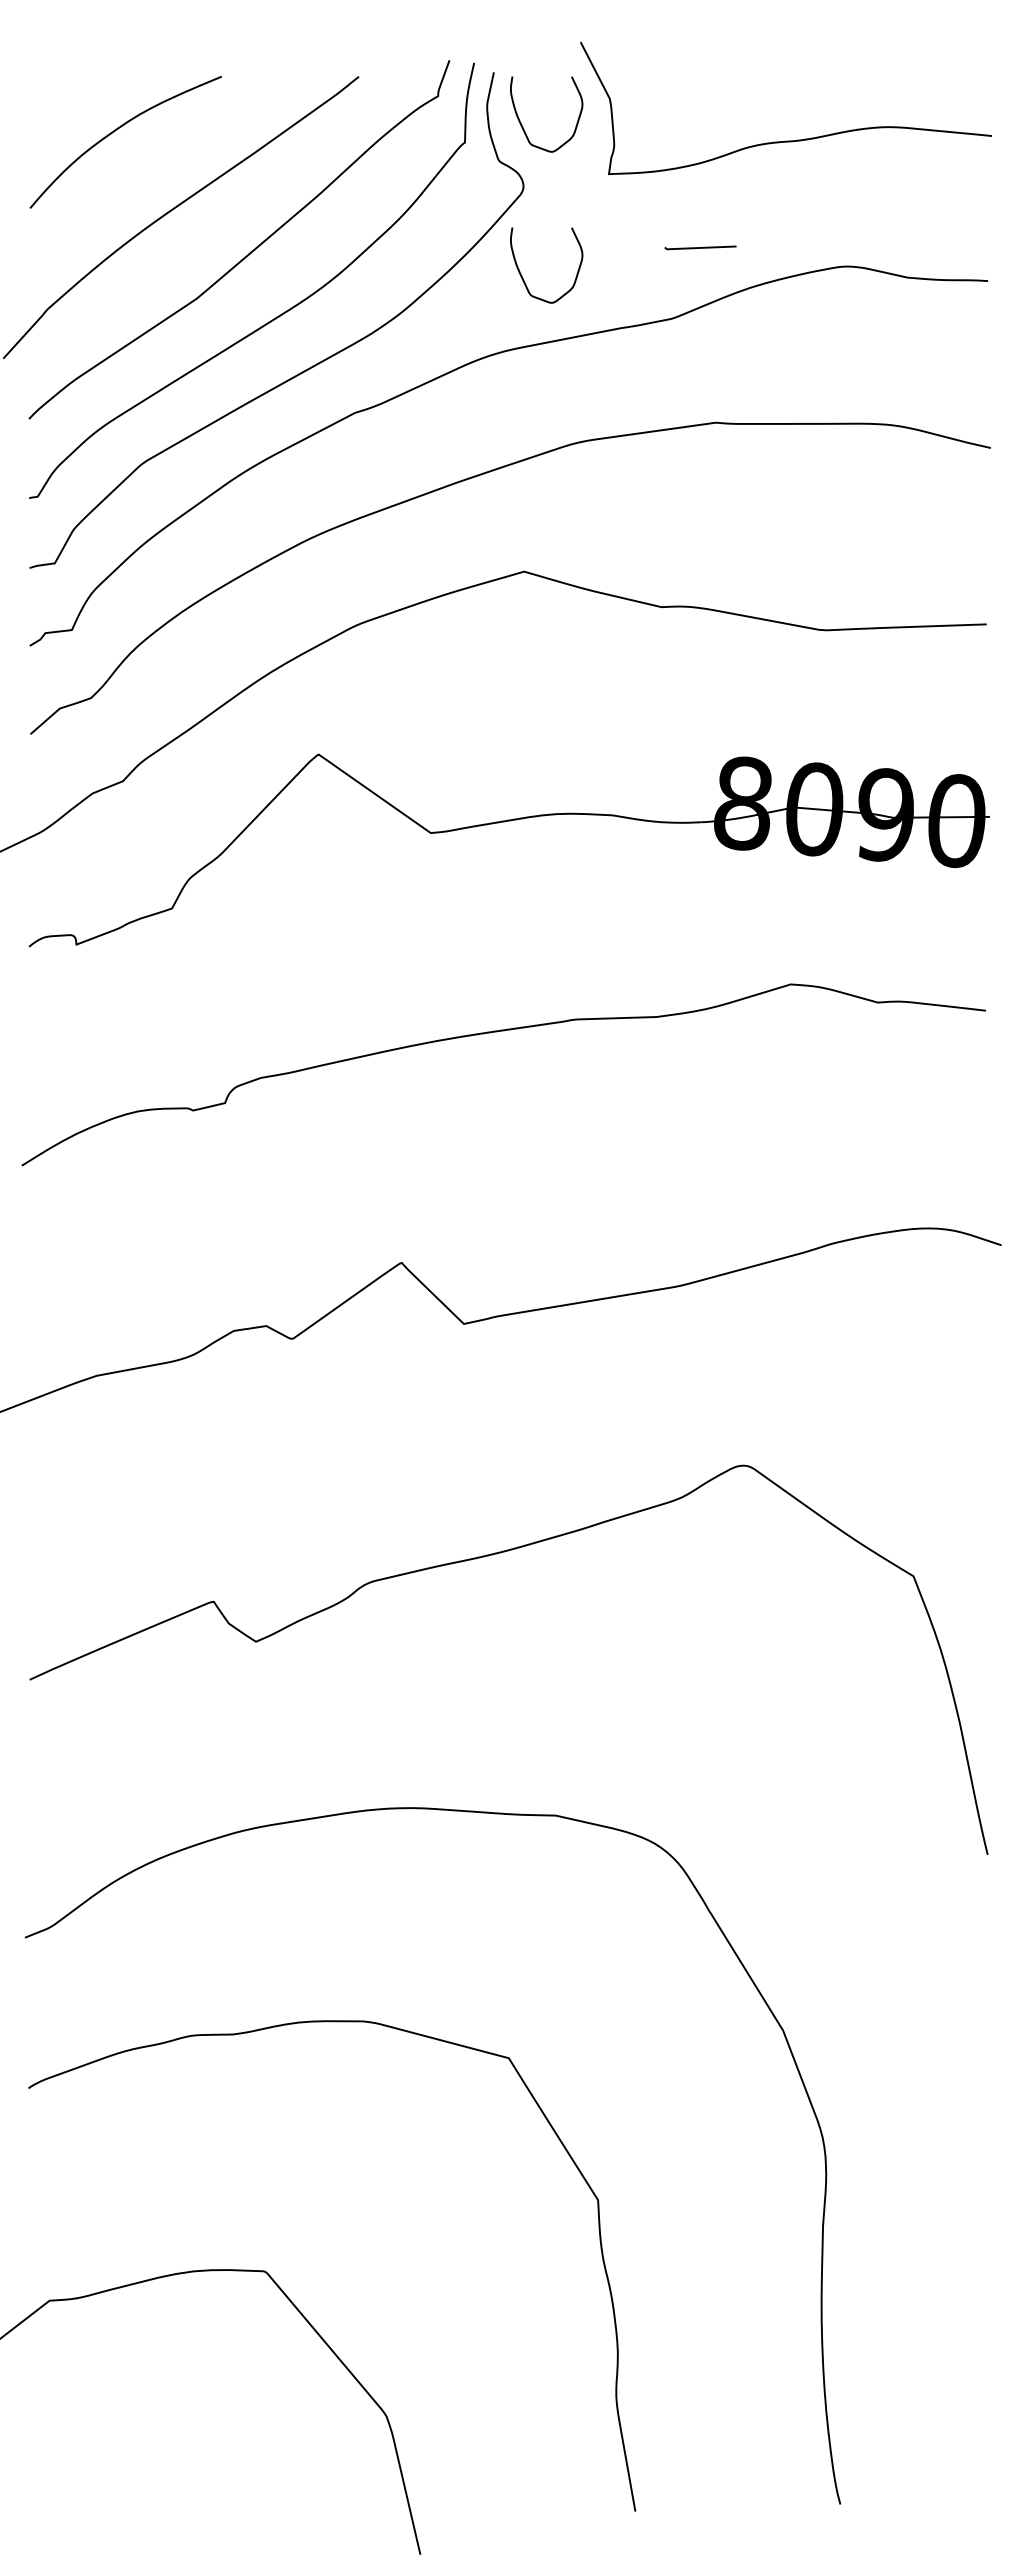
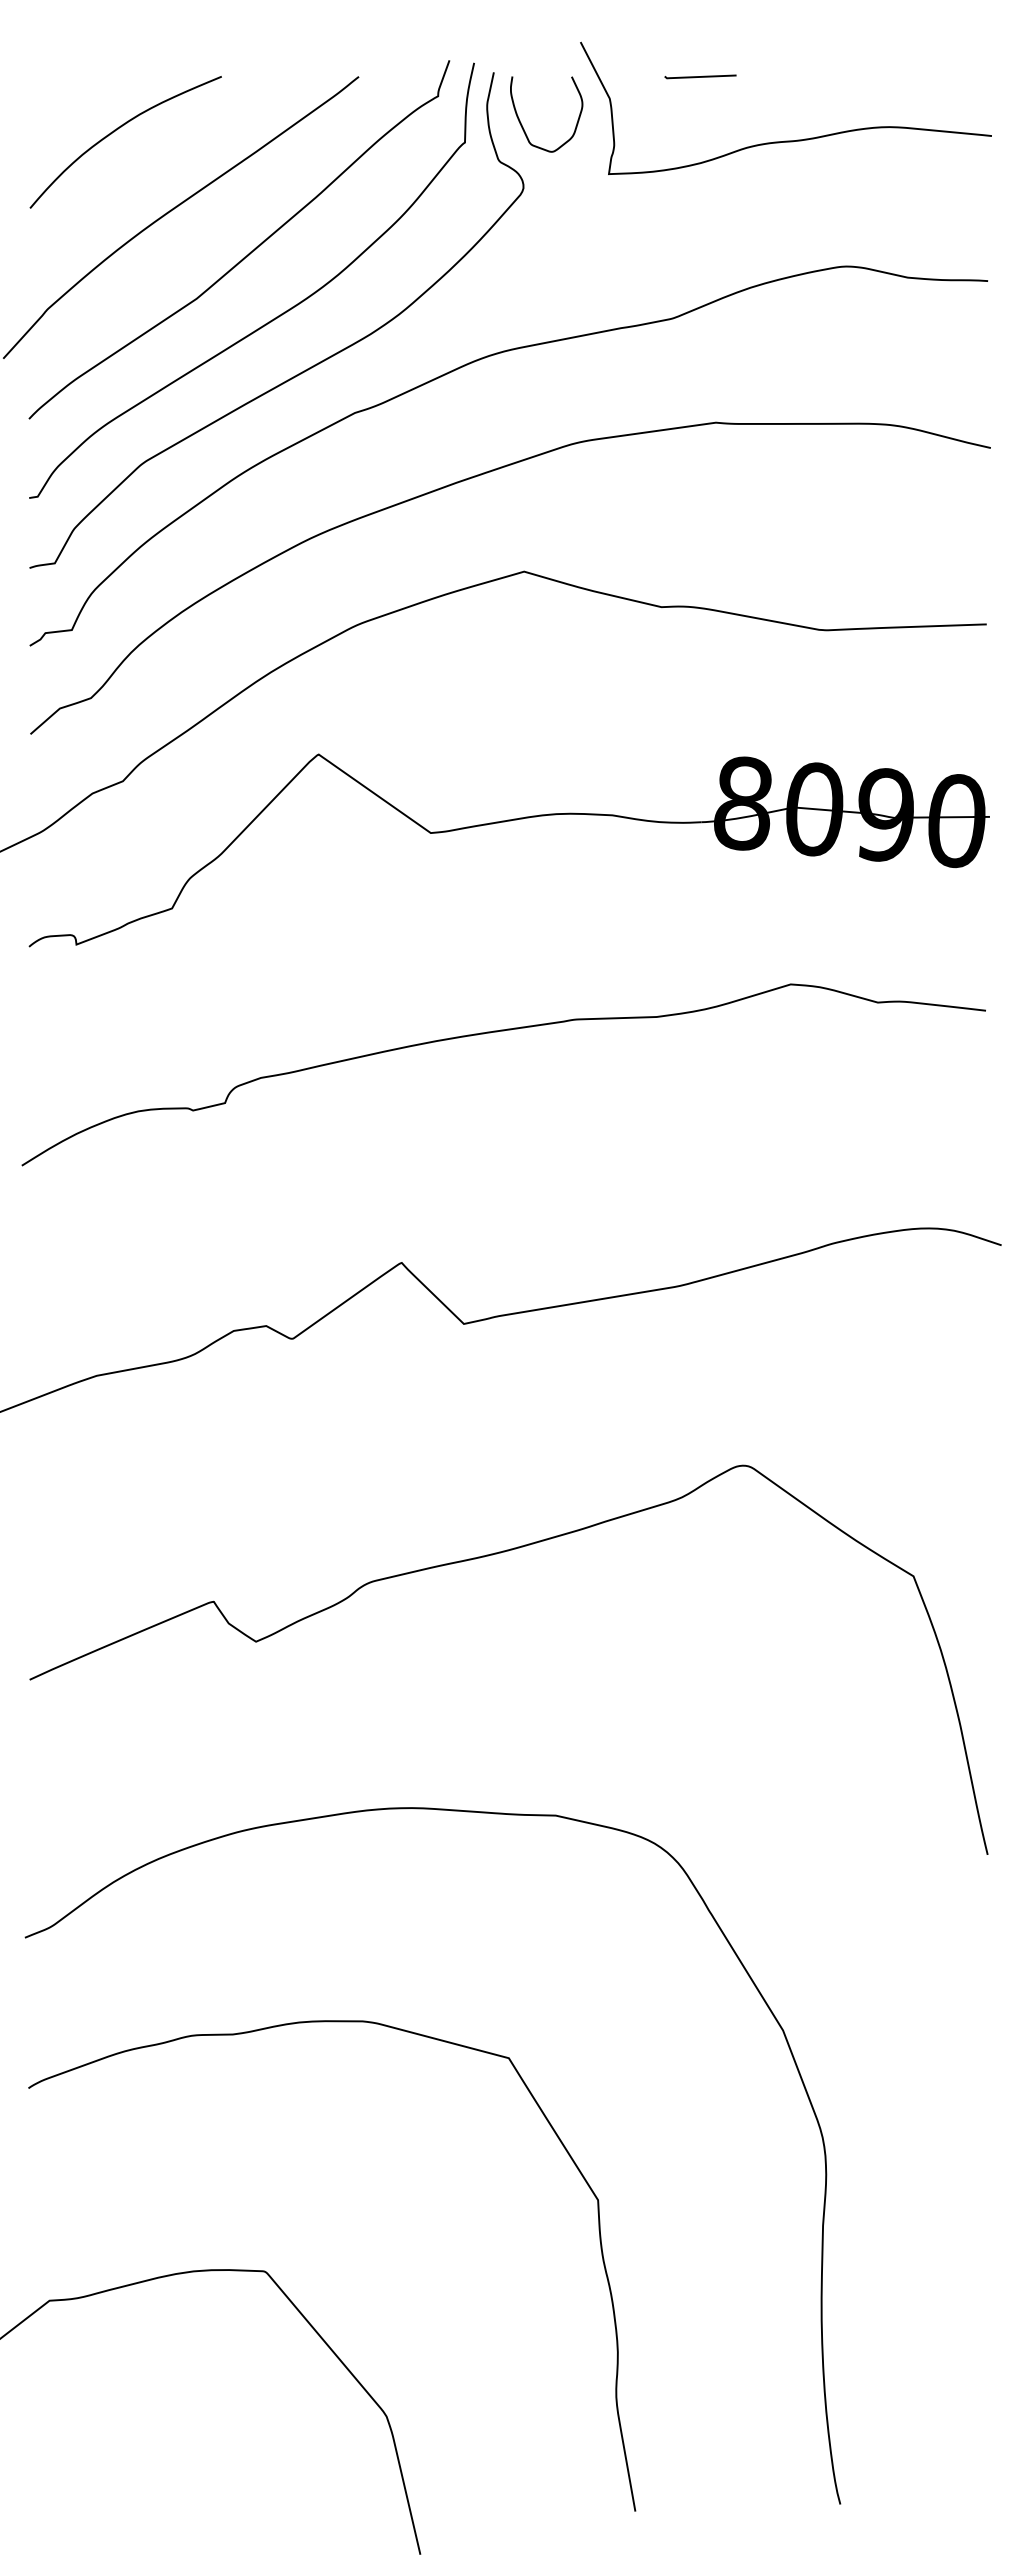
line position: (700, 247) -> (700, 76) (700, 76)
curve: present -> none (522, 275)
